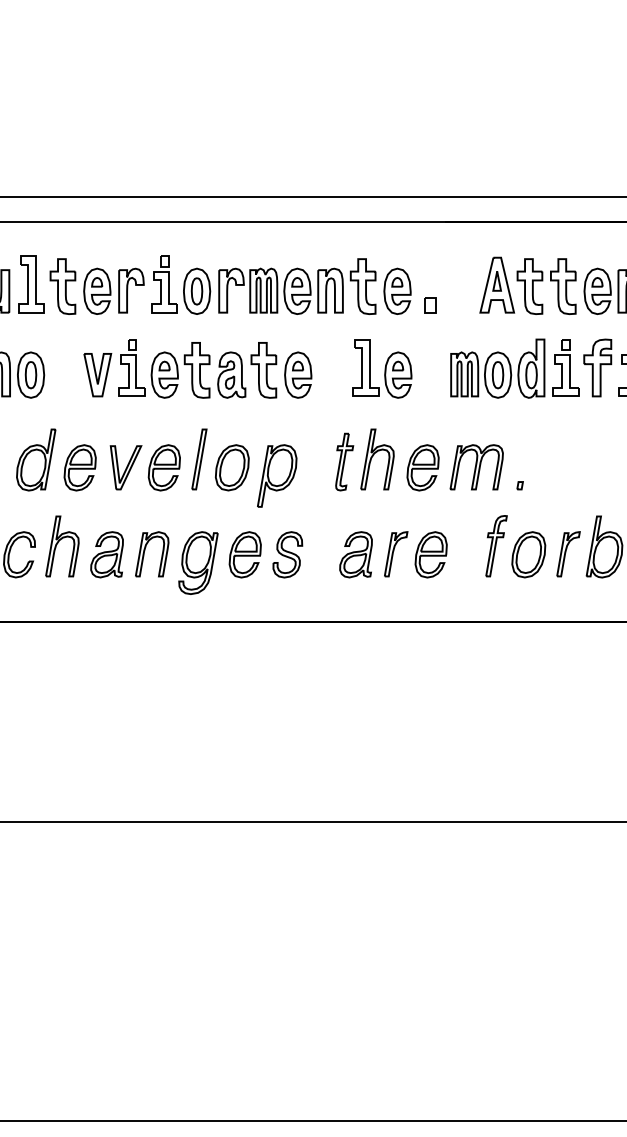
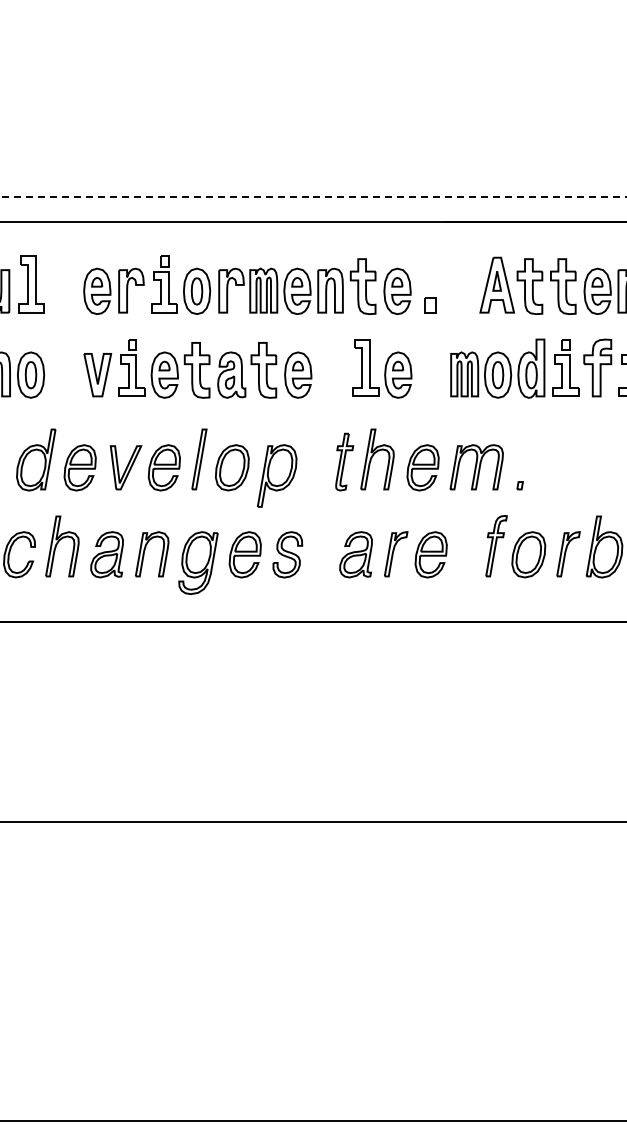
line: solid -> dashed (313, 197)
part: present -> none (62, 286)
